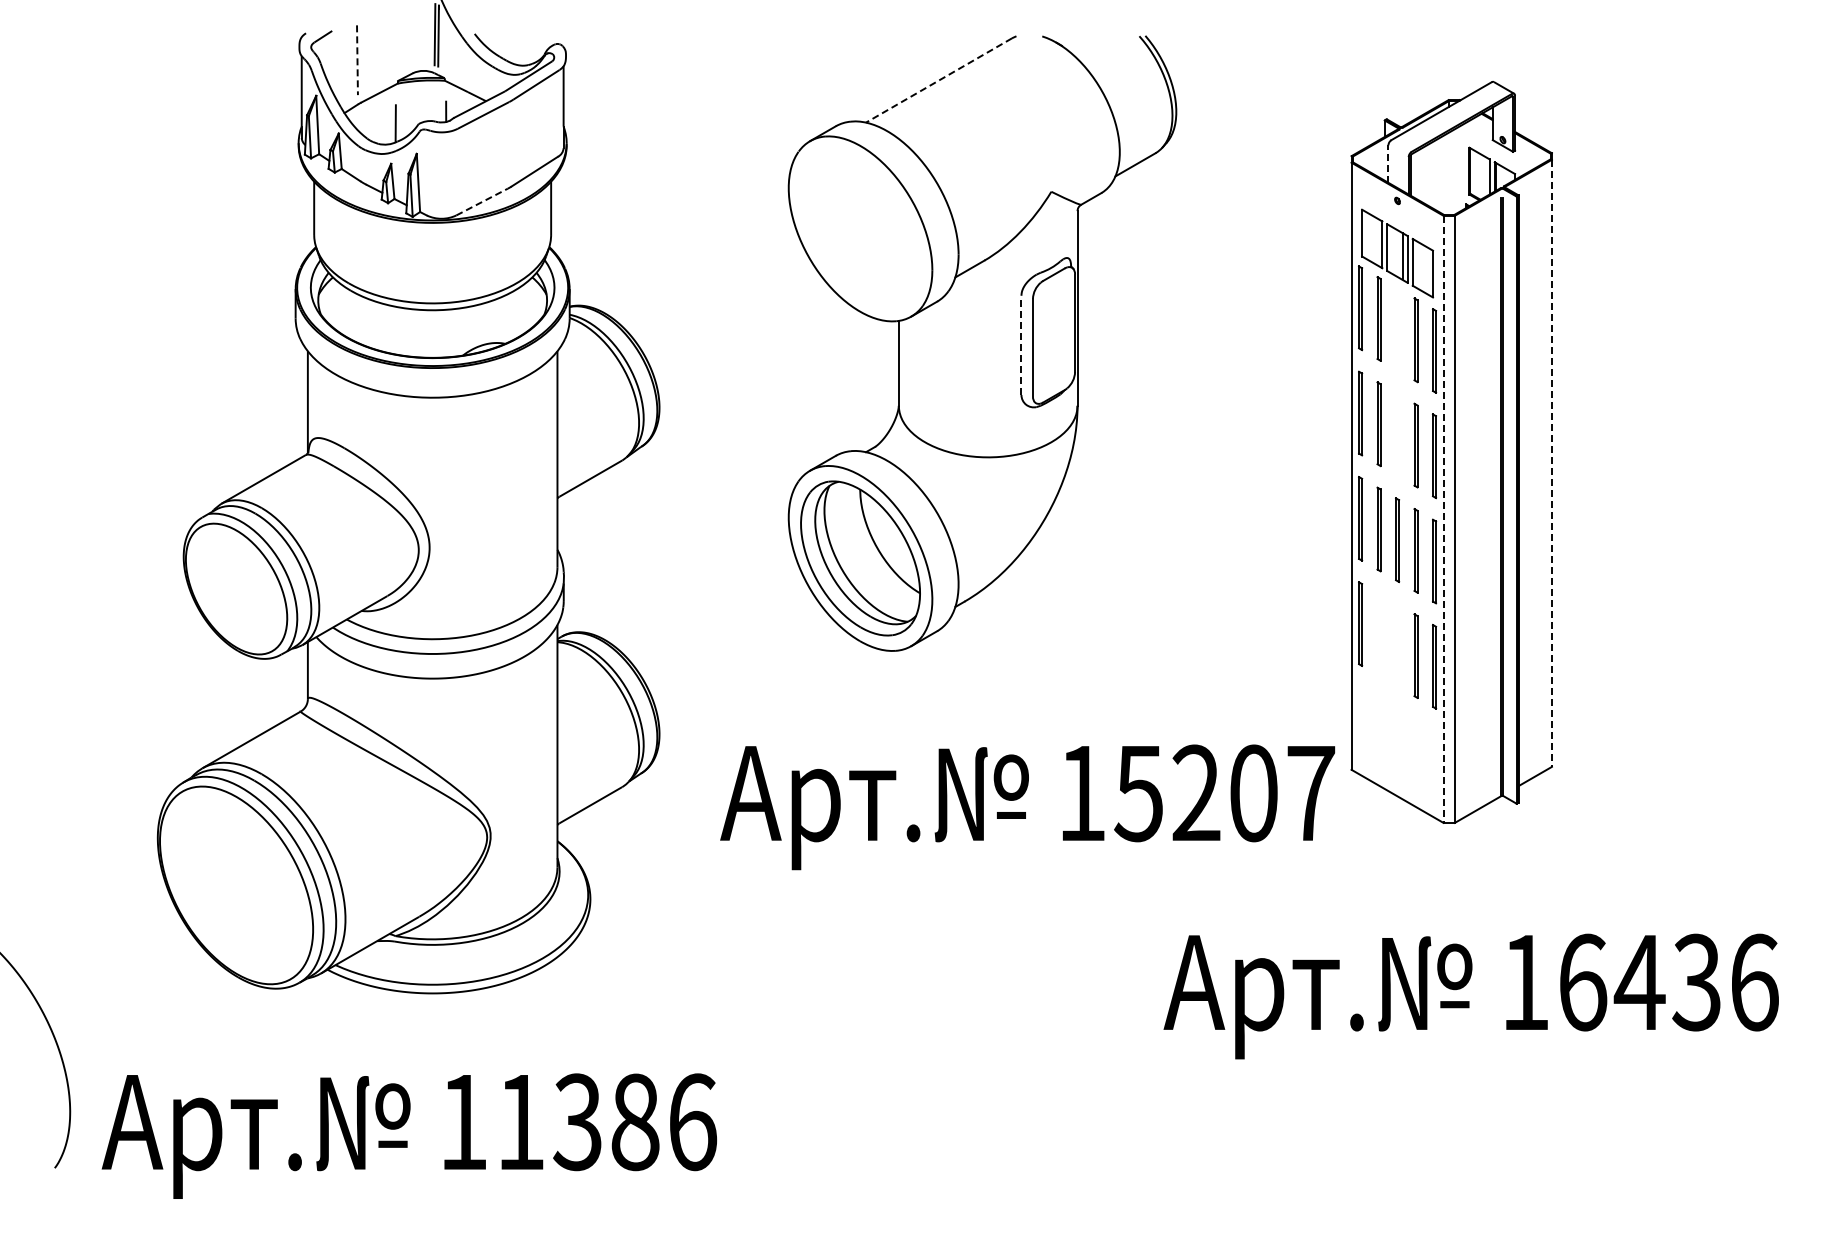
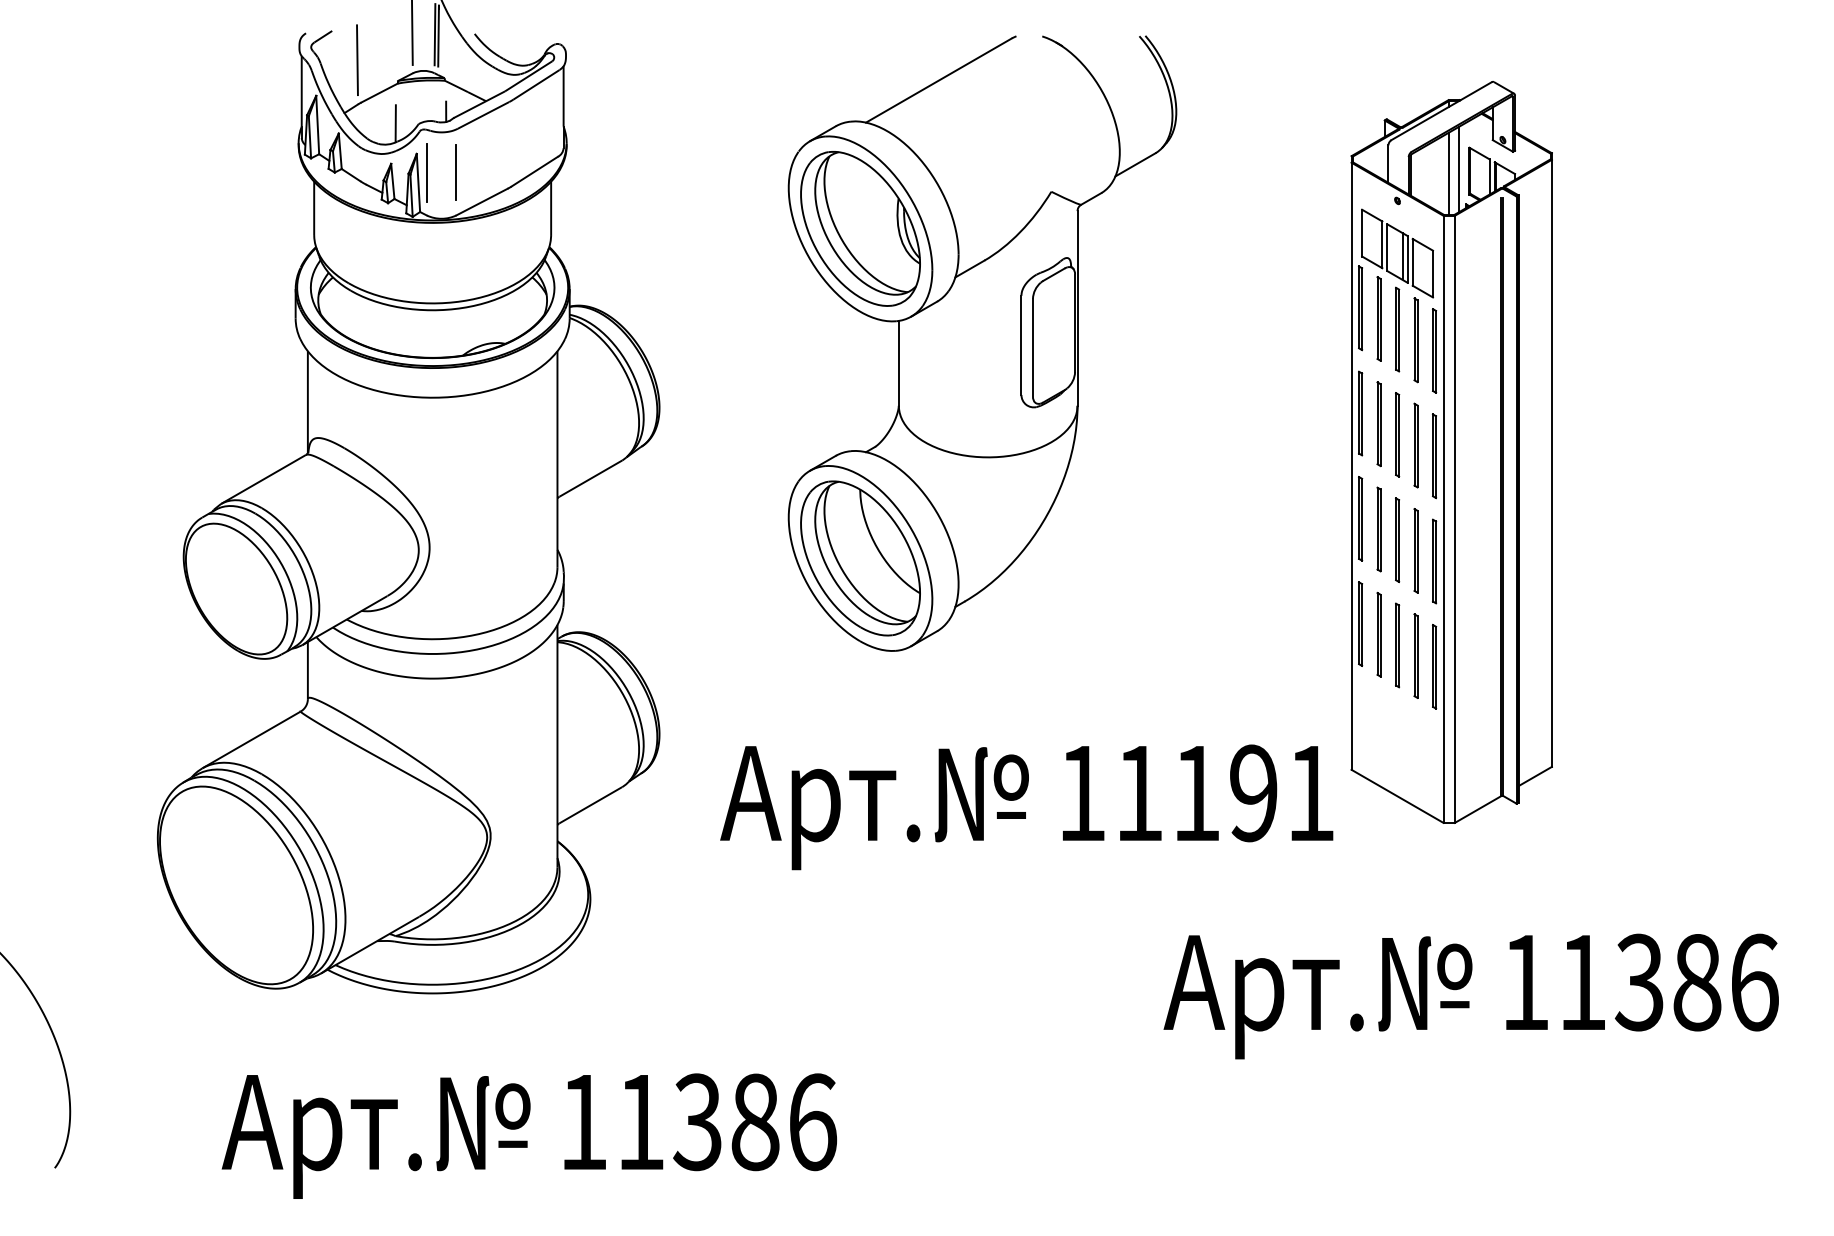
line: none -> present (412, 33)
line: dashed -> solid (357, 60)
line: dashed -> solid (938, 80)
line: dashed -> solid (1388, 164)
line: none -> present (1459, 169)
line: none -> present (426, 172)
line: none -> present (456, 172)
line: none -> present (1449, 173)
line: dashed -> solid (482, 202)
part: none -> present (860, 228)
part: none -> present (1397, 329)
line: dashed -> solid (1021, 345)
part: none -> present (1397, 434)
line: dashed -> solid (1551, 463)
line: dashed -> solid (1443, 519)
part: none -> present (1378, 634)
part: none -> present (1397, 645)
text: 15207 -> 11191 (1224, 793)
text: 16436 -> 11386 (1640, 982)
text position: (409, 1135) -> (529, 1135) (529, 1135)
